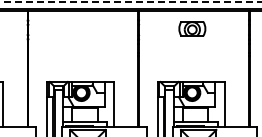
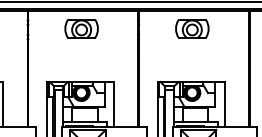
line: dashed -> solid (130, 1)
part: none -> present (81, 28)
part size: 29x16 px -> 35x20 px (192, 28)
